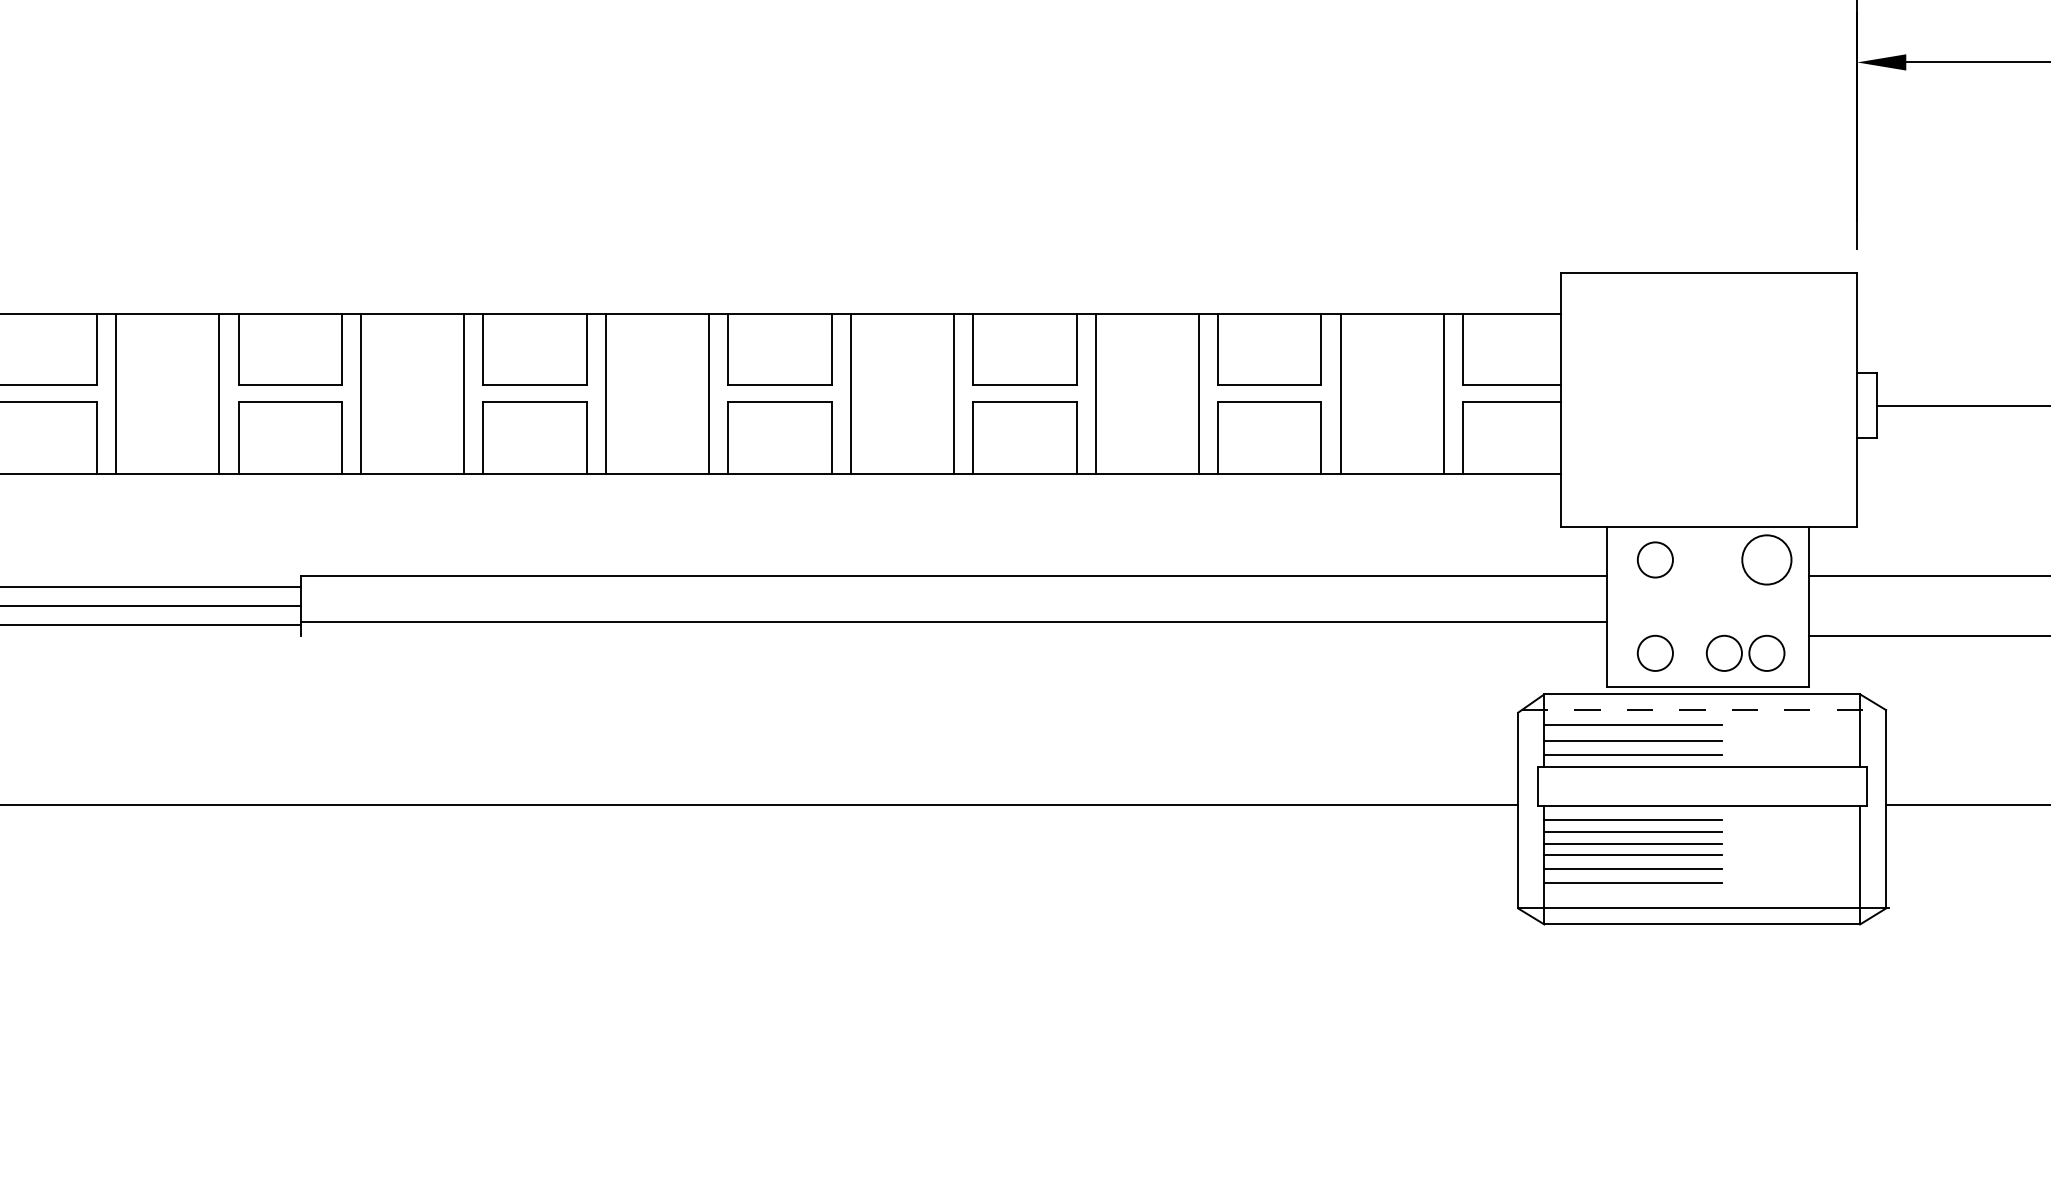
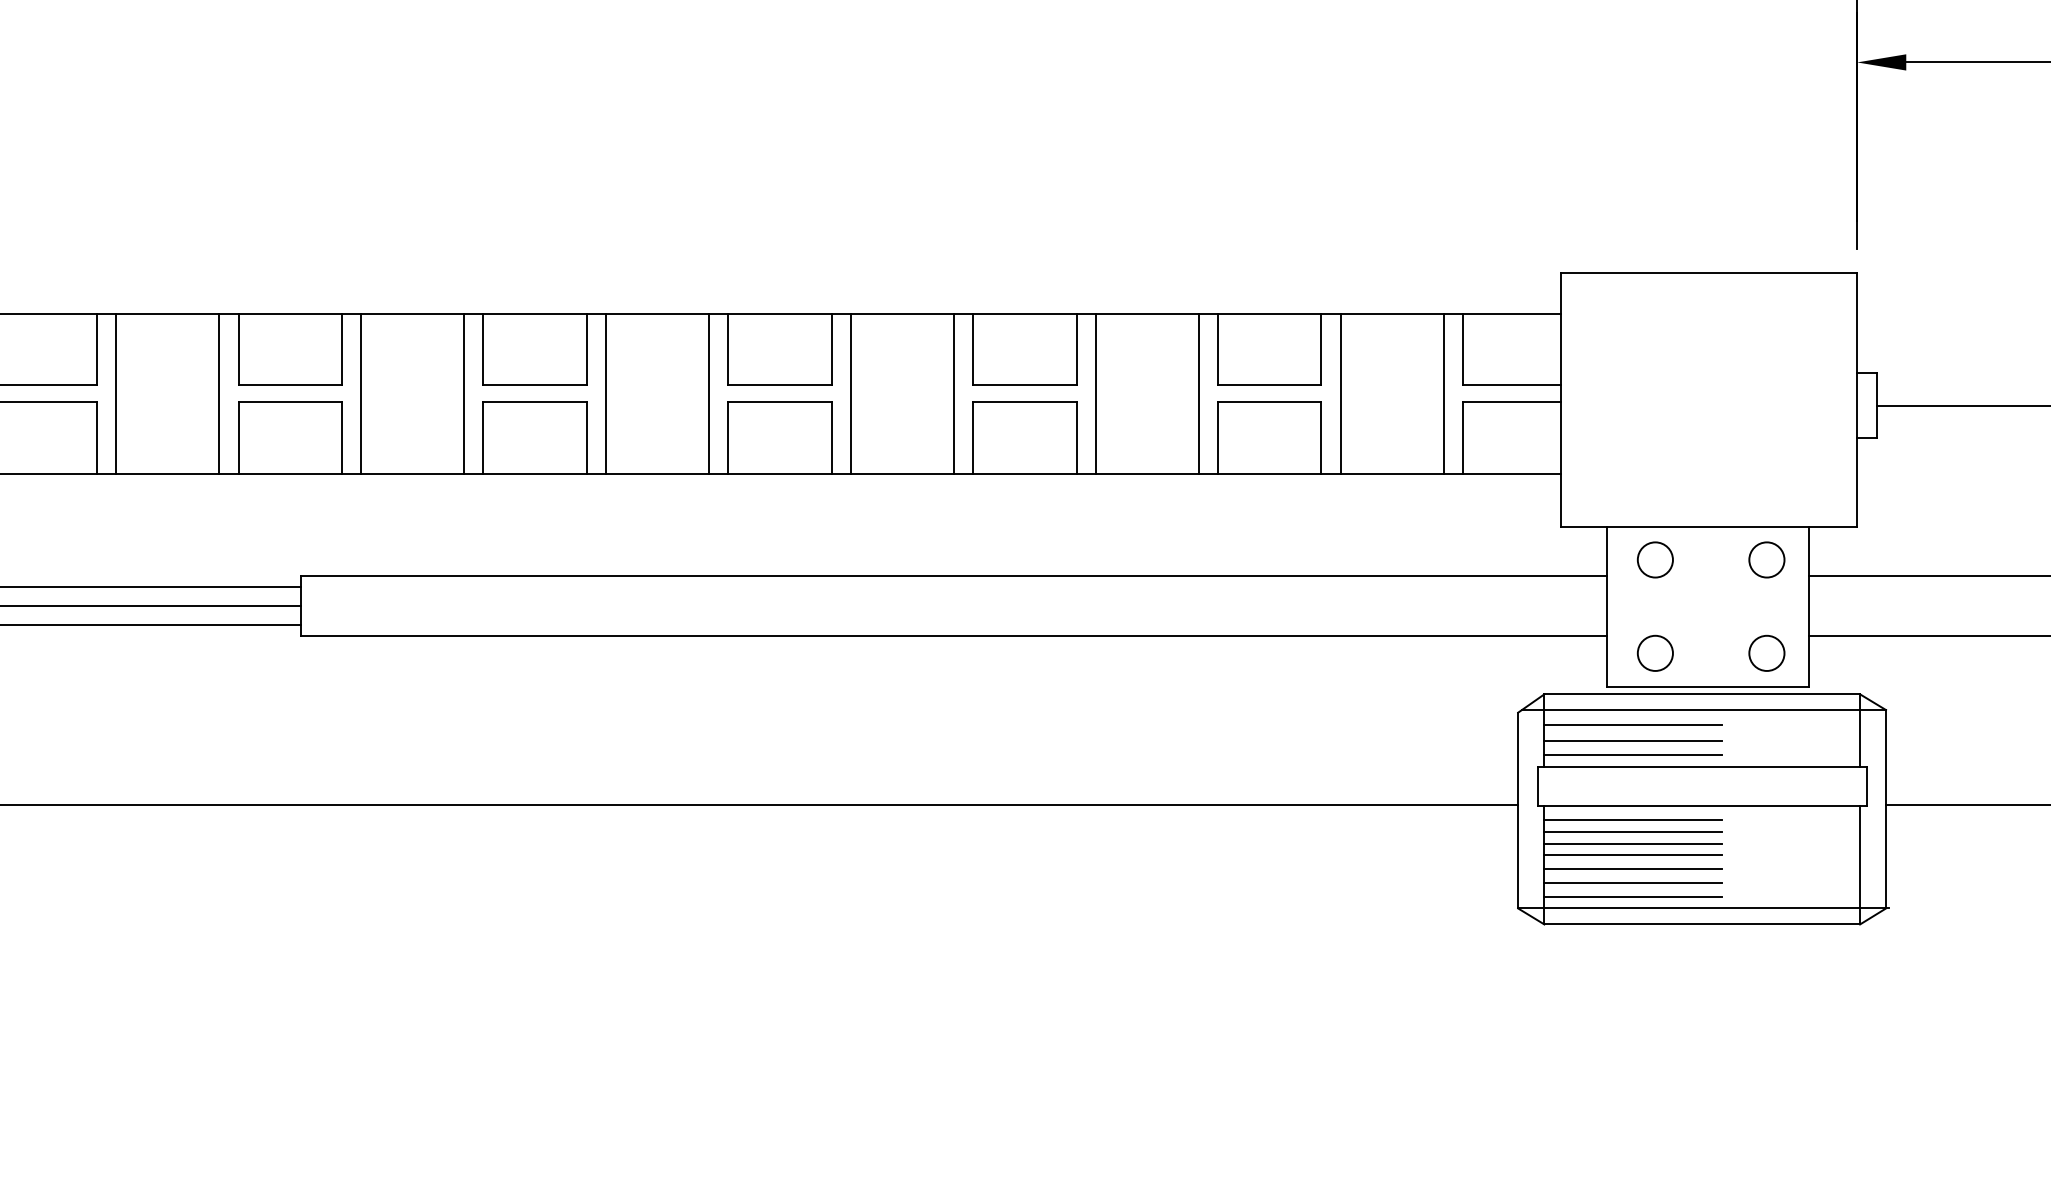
circle size: 52x52 px -> 38x38 px (1766, 559)
line position: (954, 621) -> (954, 635) (954, 635)
circle: present -> none (1723, 652)
line: dashed -> solid (1704, 710)
line: none -> present (1633, 897)
